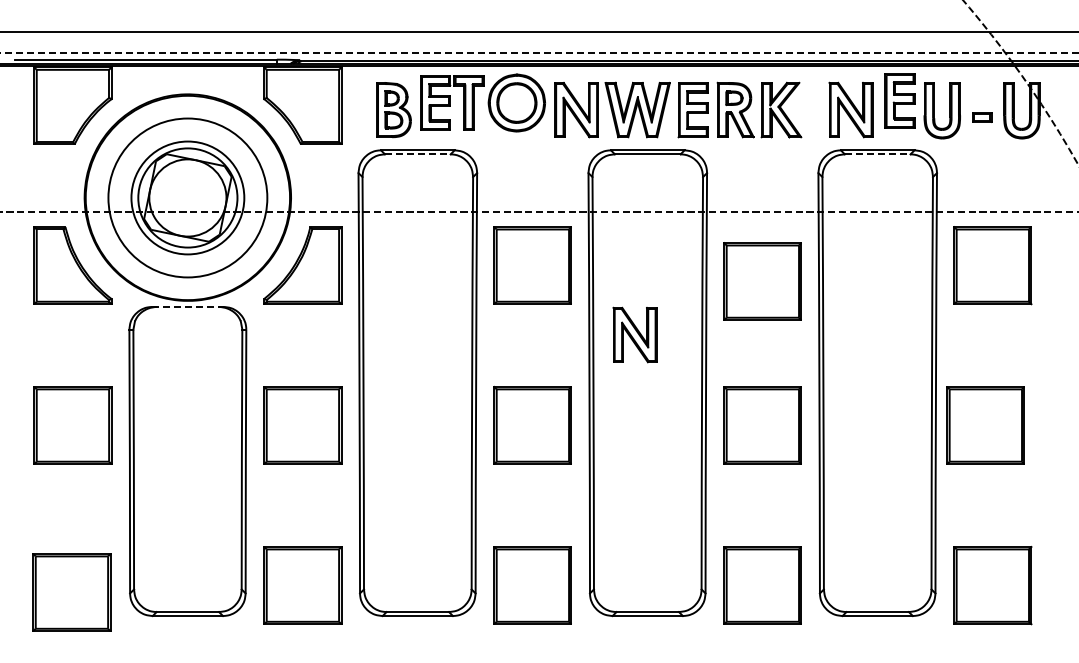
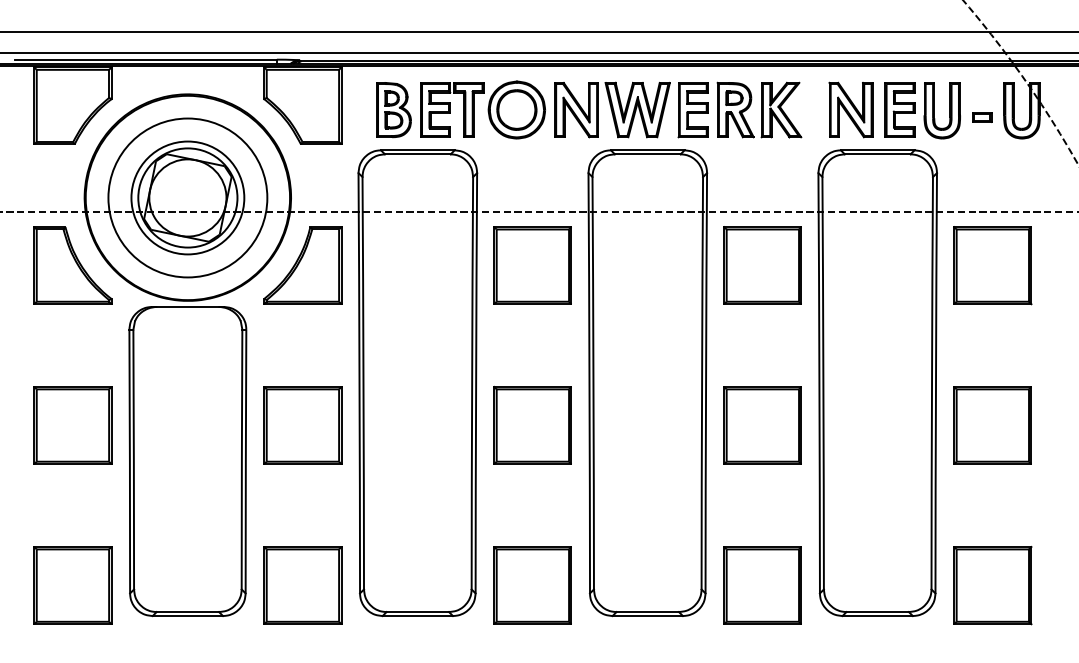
line: dashed -> solid (539, 52)
part position: (899, 100) -> (899, 109) (899, 109)
part position: (482, 102) -> (482, 109) (482, 109)
line: dashed -> solid (417, 154)
line: dashed -> solid (877, 154)
part position: (762, 281) -> (762, 265) (762, 265)
line: dashed -> solid (187, 306)
part: present -> none (634, 334)
part position: (985, 425) -> (992, 425) (992, 425)
part position: (71, 592) -> (72, 585) (72, 585)
